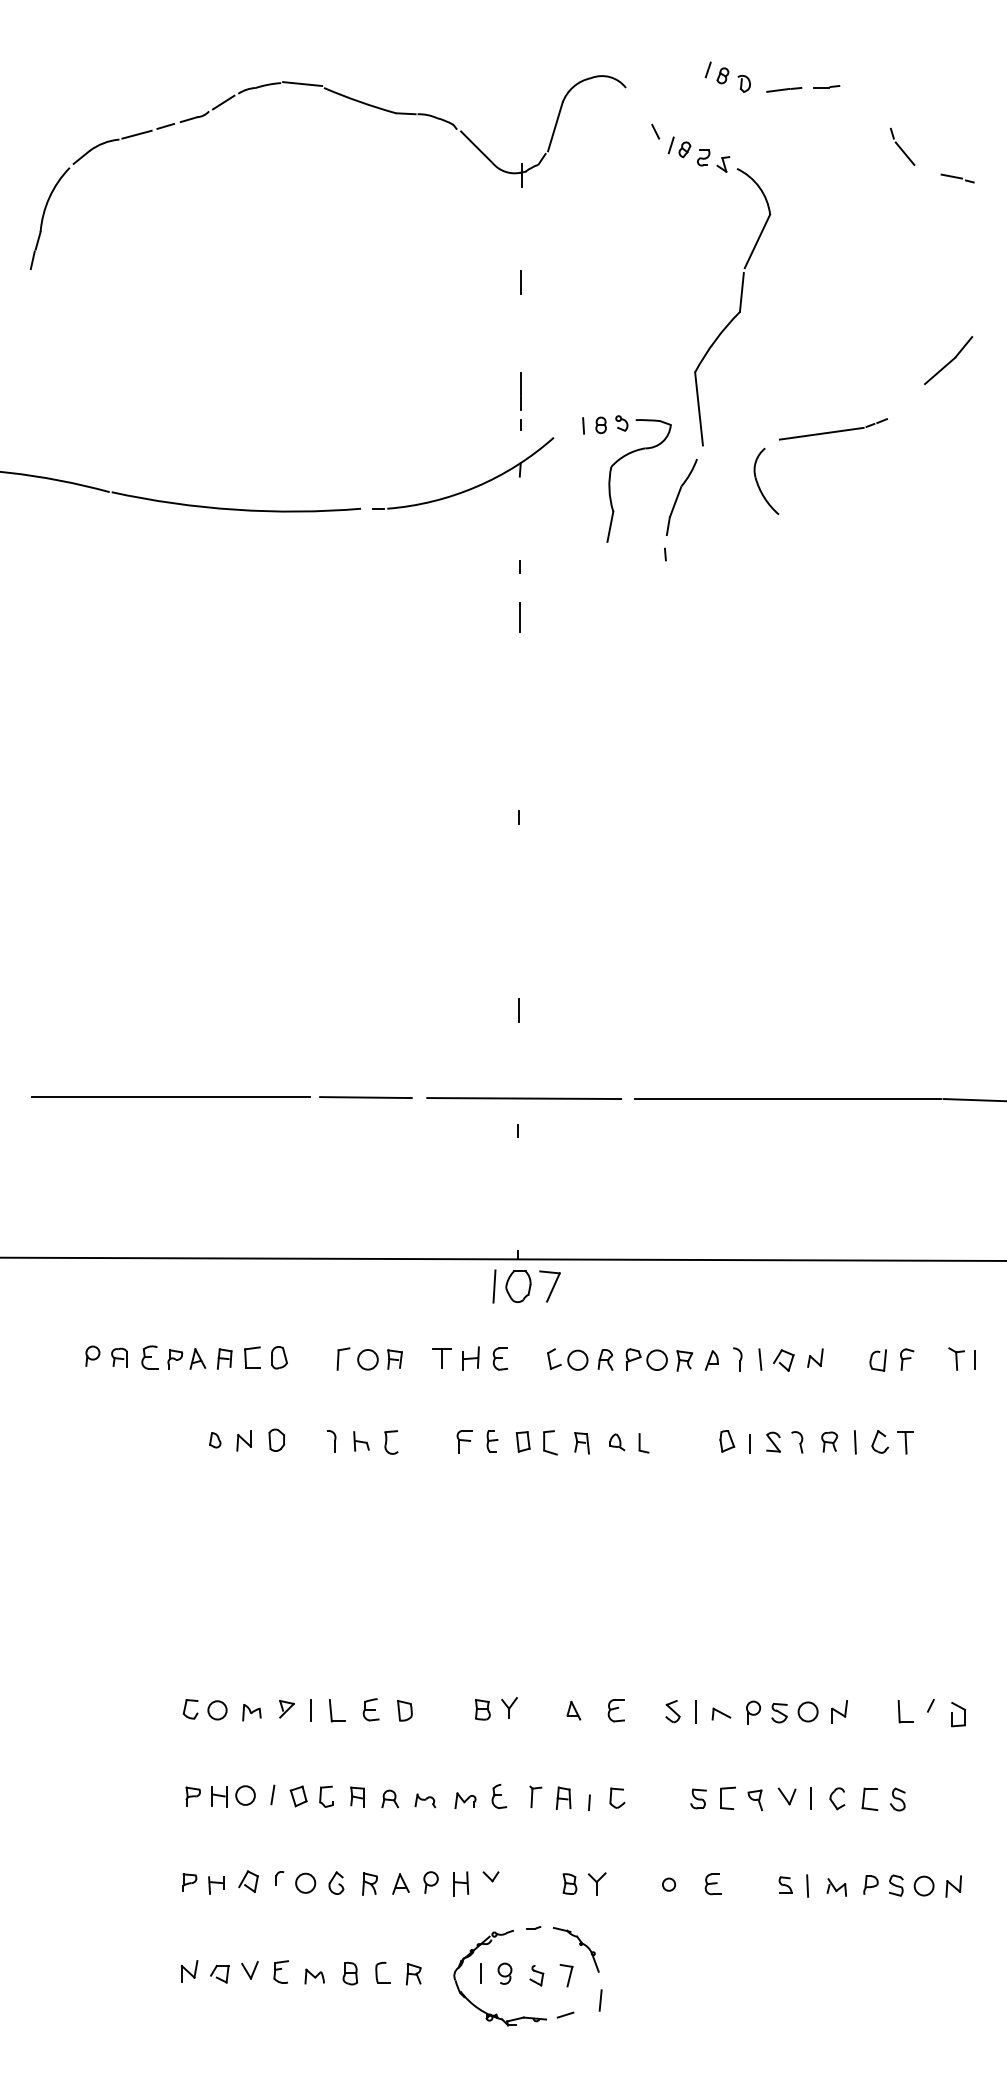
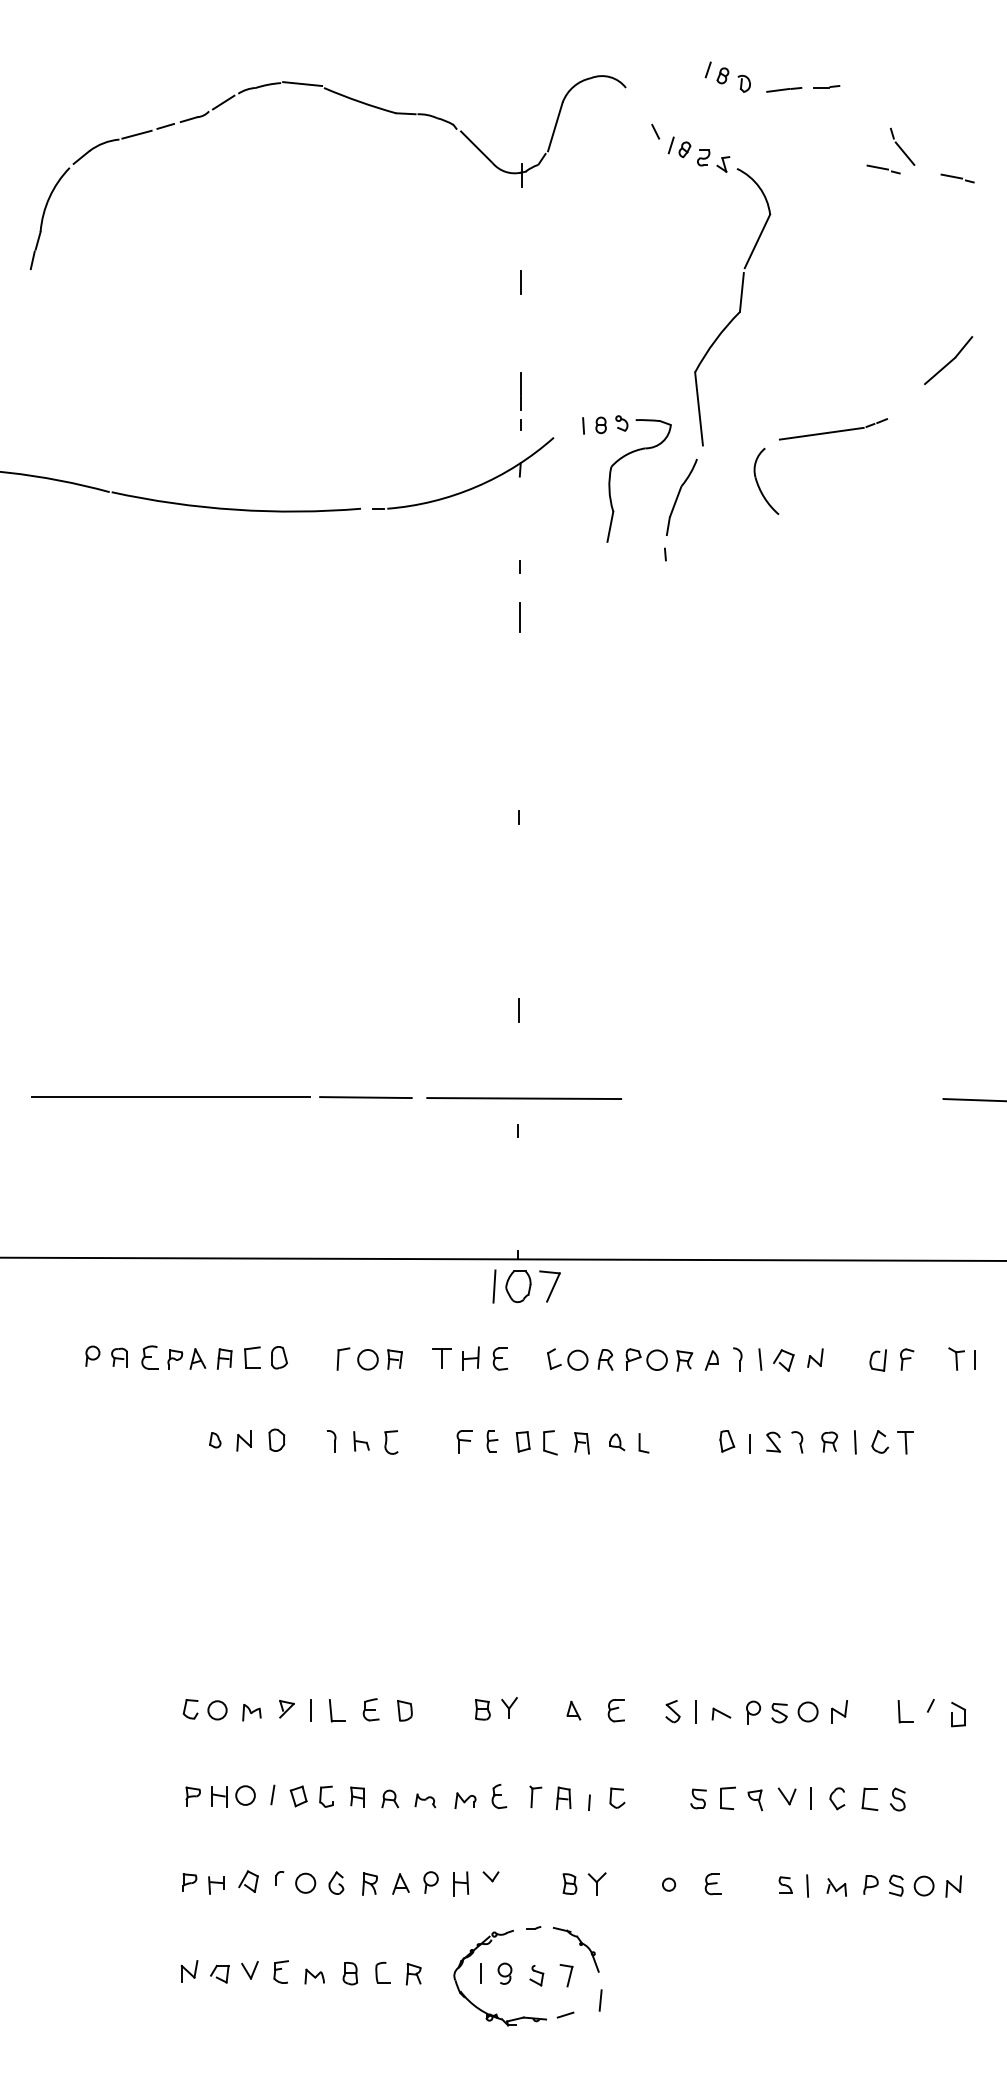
part: none -> present (883, 169)
line: present -> none (787, 1099)
